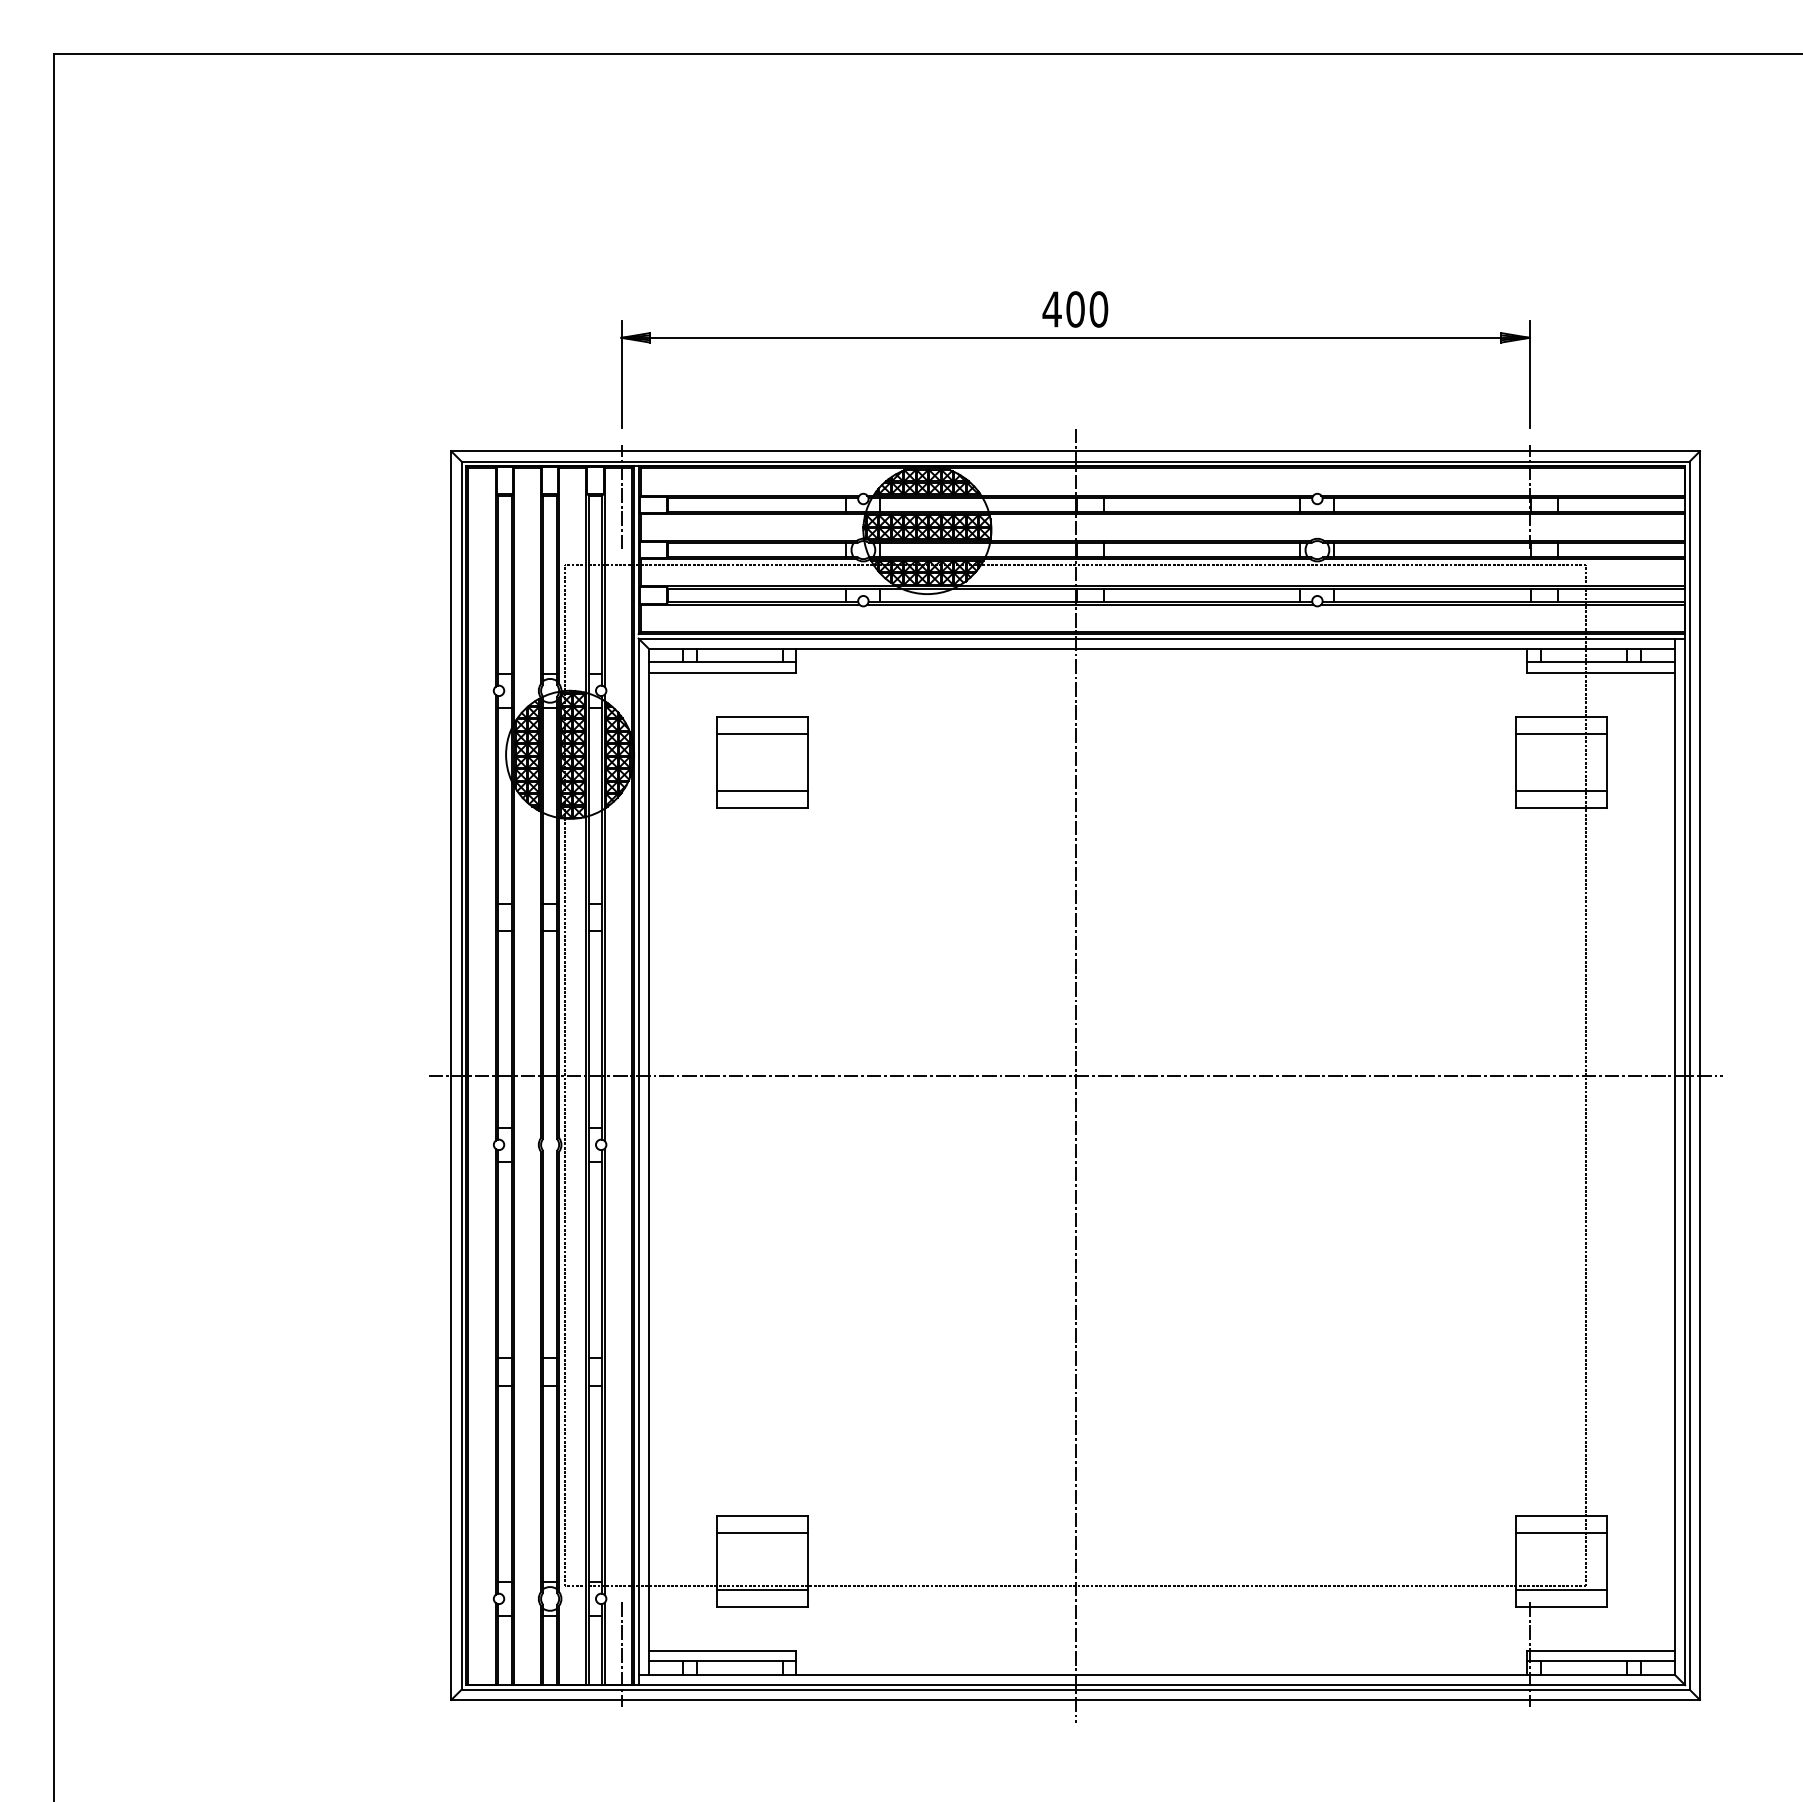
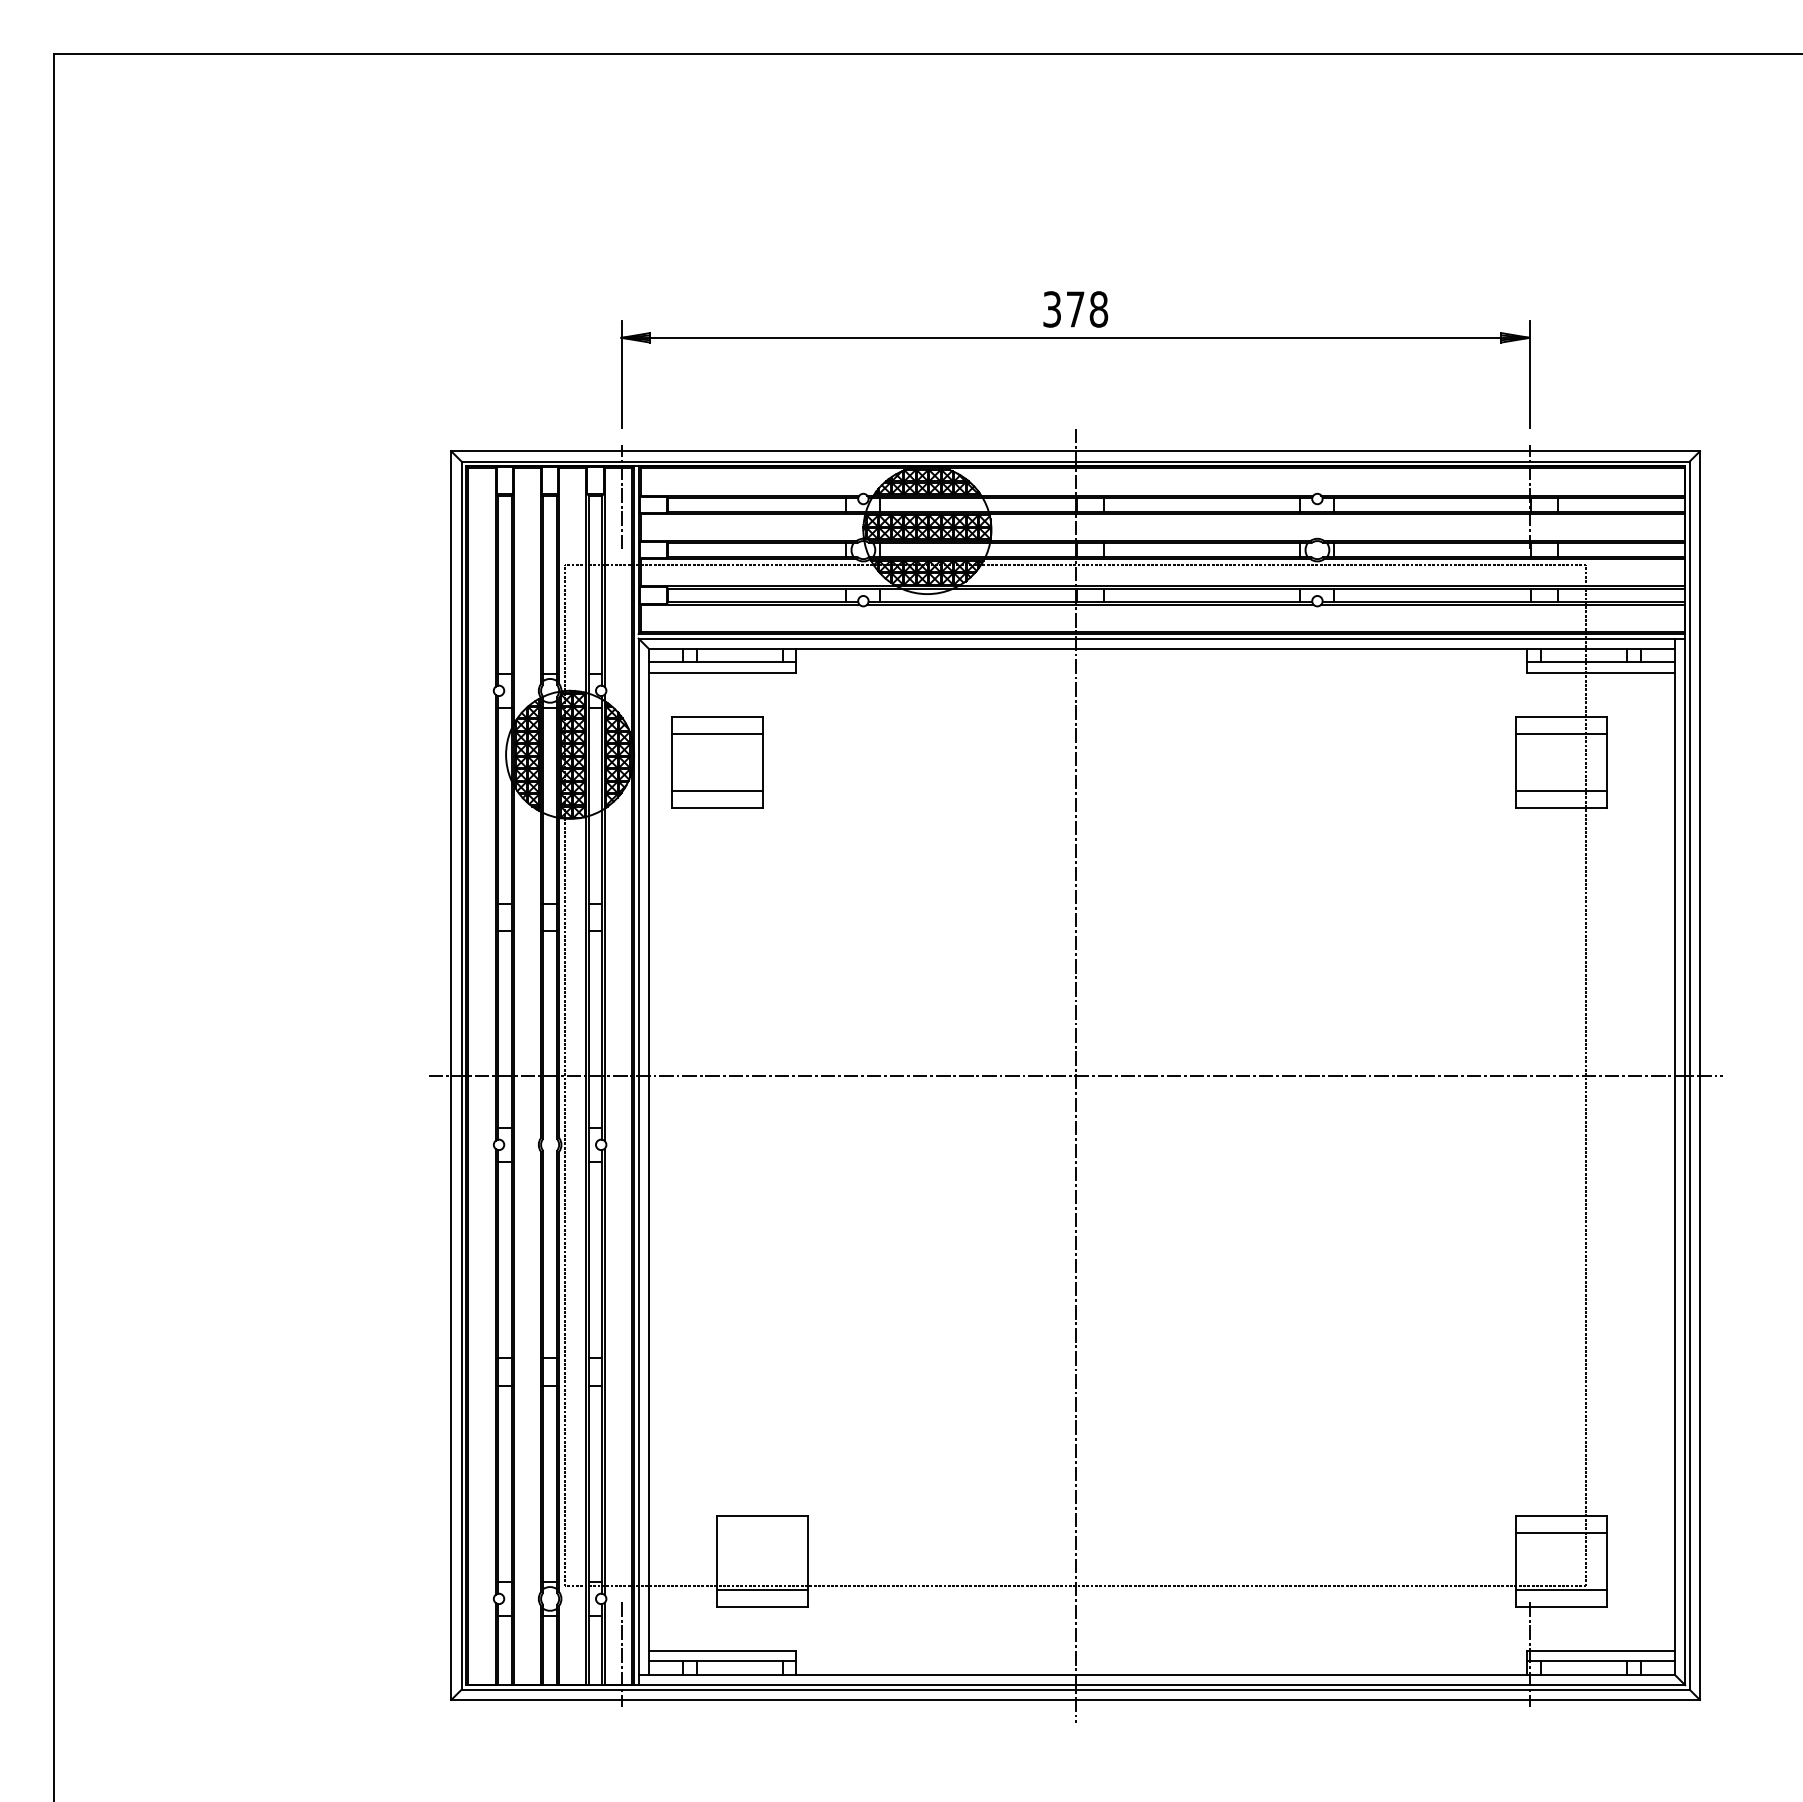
text: 400 -> 378 (1075, 309)
part position: (762, 762) -> (717, 762) (717, 762)
line: present -> none (761, 1533)
